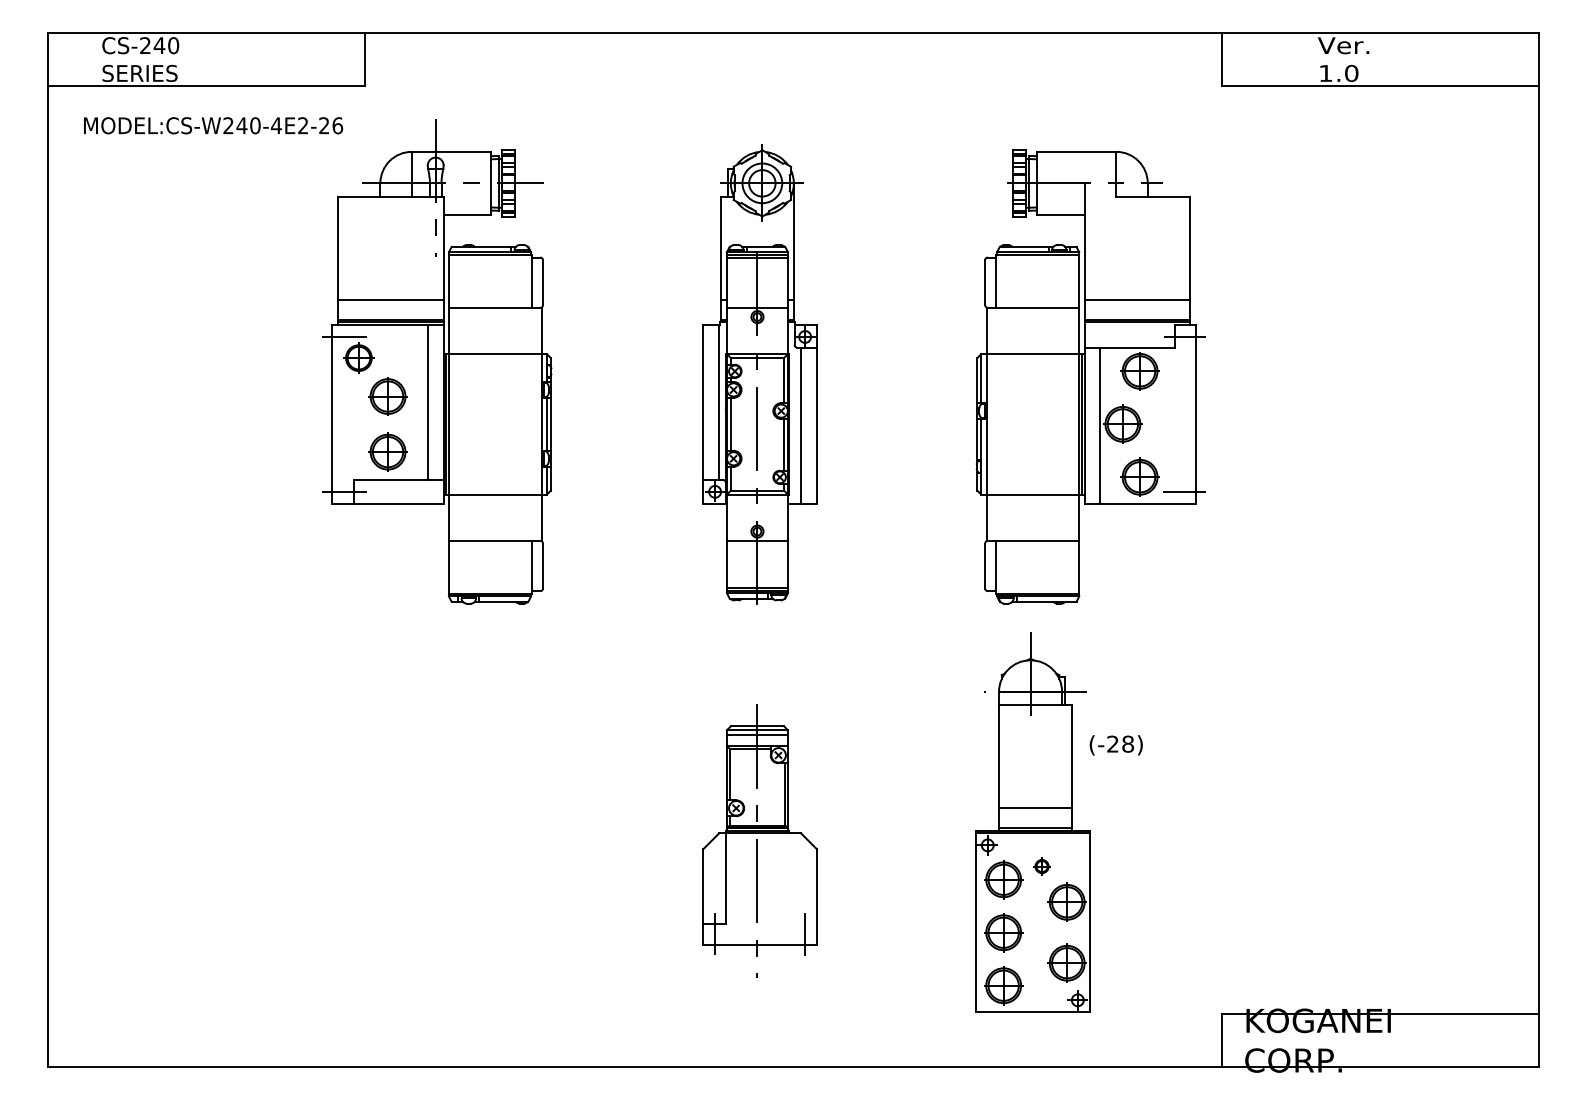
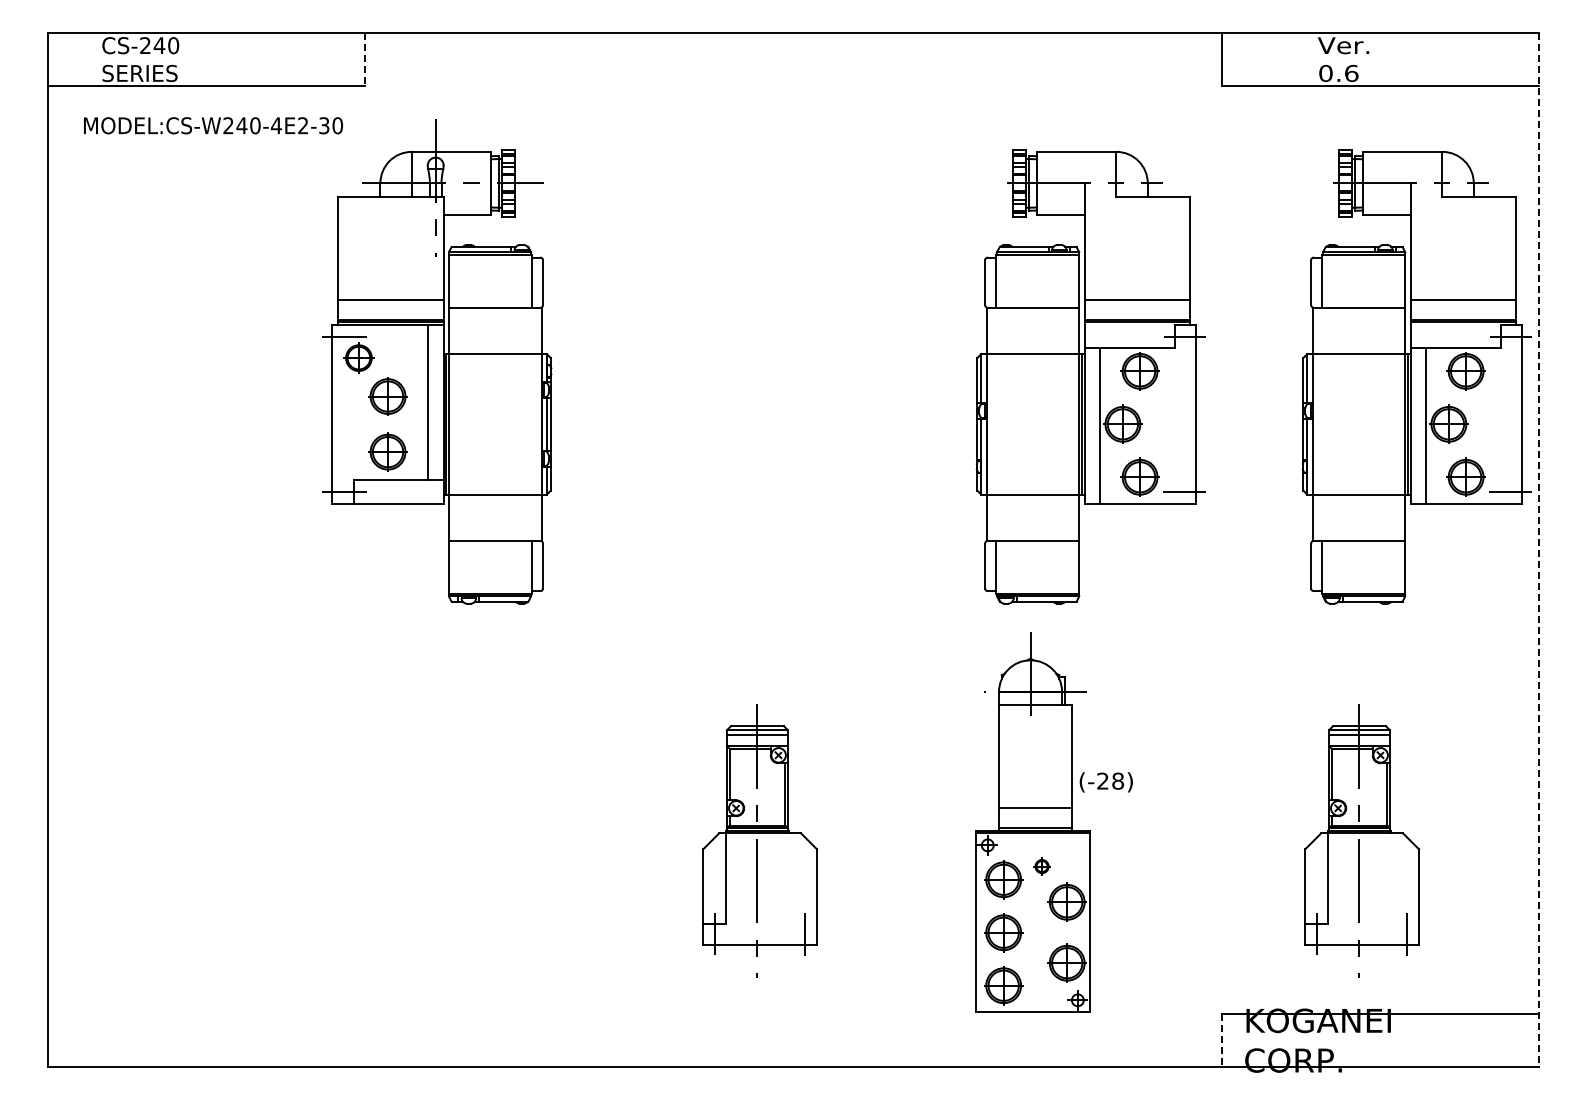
line: solid -> dashed (365, 60)
text: 1.0 -> 0.6 (1338, 73)
text: MODEL:CS-W240-4E2-26 -> MODEL:CS-W240-4E2-30 (331, 125)
part: present -> none (759, 374)
part: none -> present (1416, 376)
line: solid -> dashed (1539, 550)
text position: (1115, 745) -> (1105, 782) (1105, 782)
part: none -> present (1362, 840)
line: solid -> dashed (1221, 1041)
